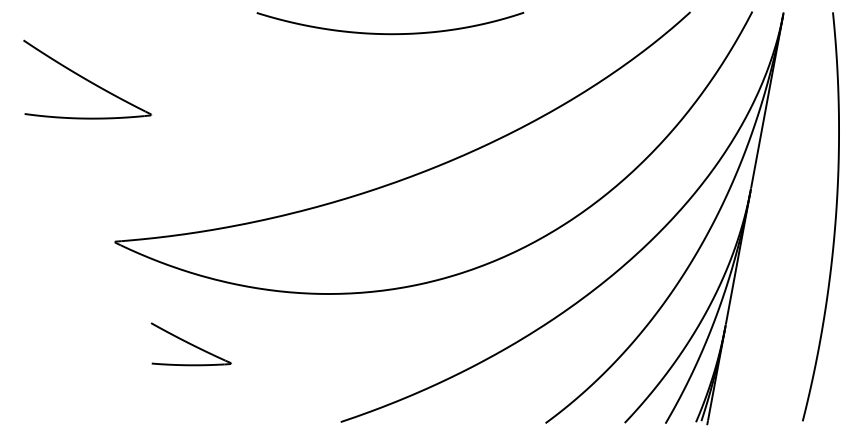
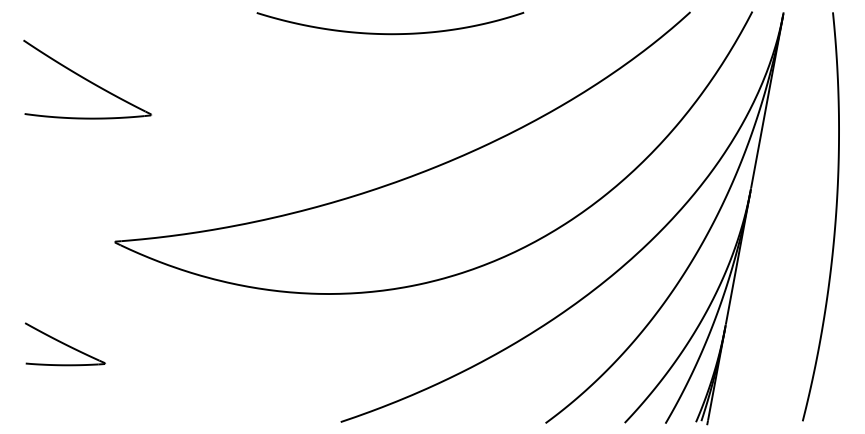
part position: (190, 344) -> (64, 344) (64, 344)
